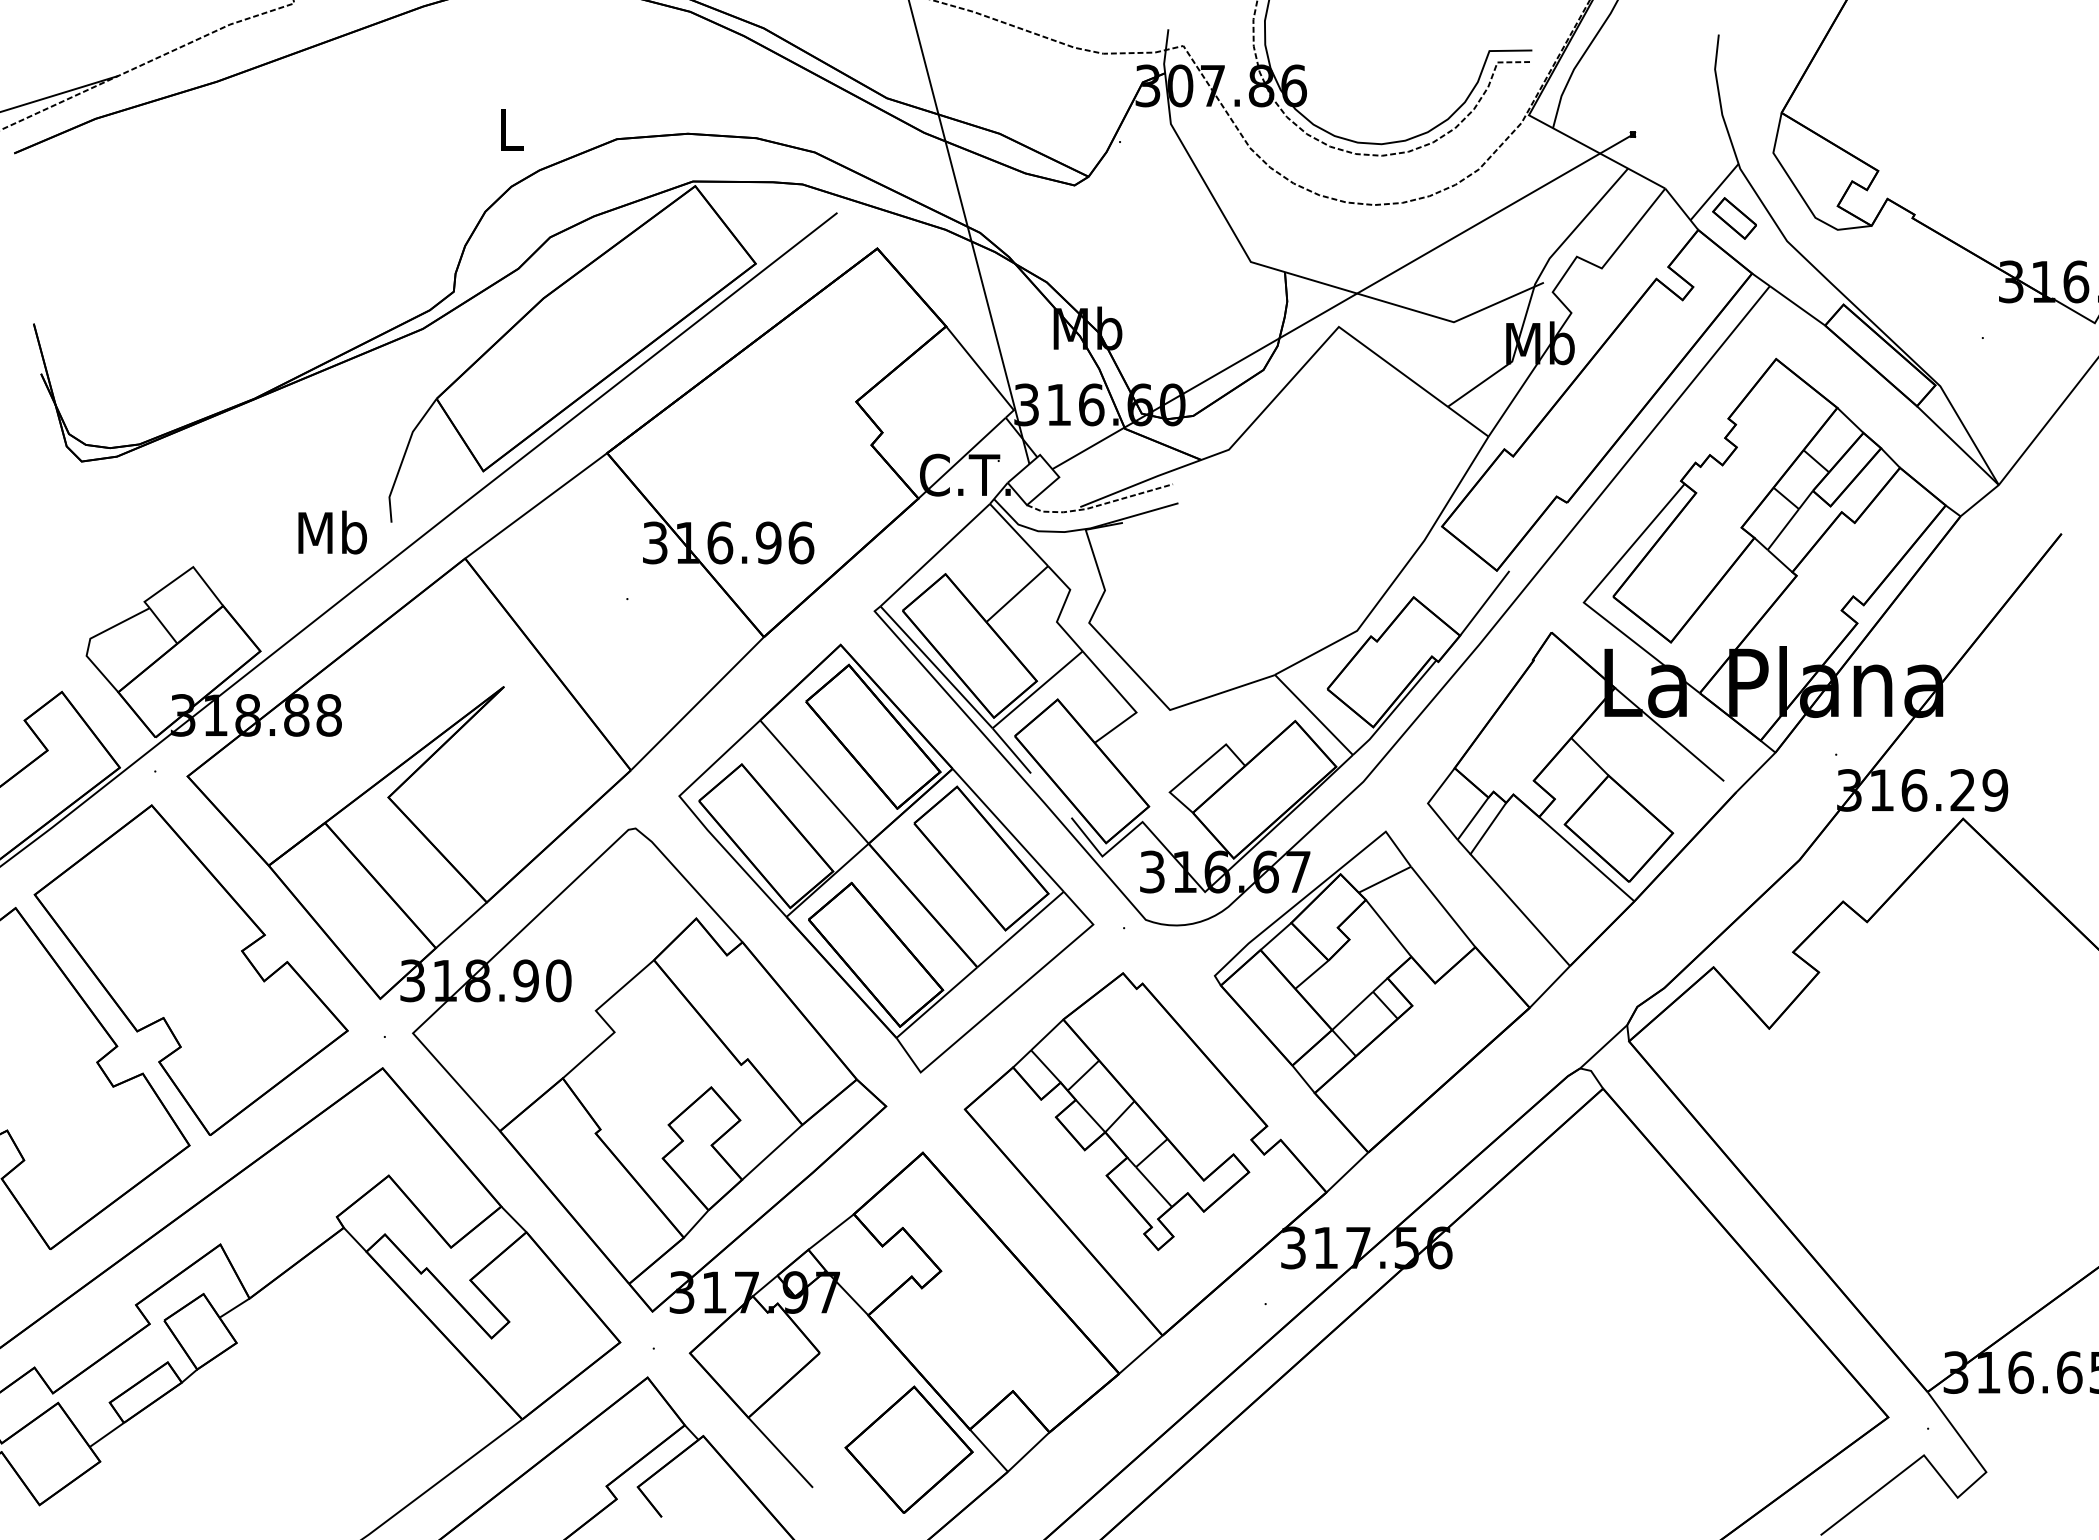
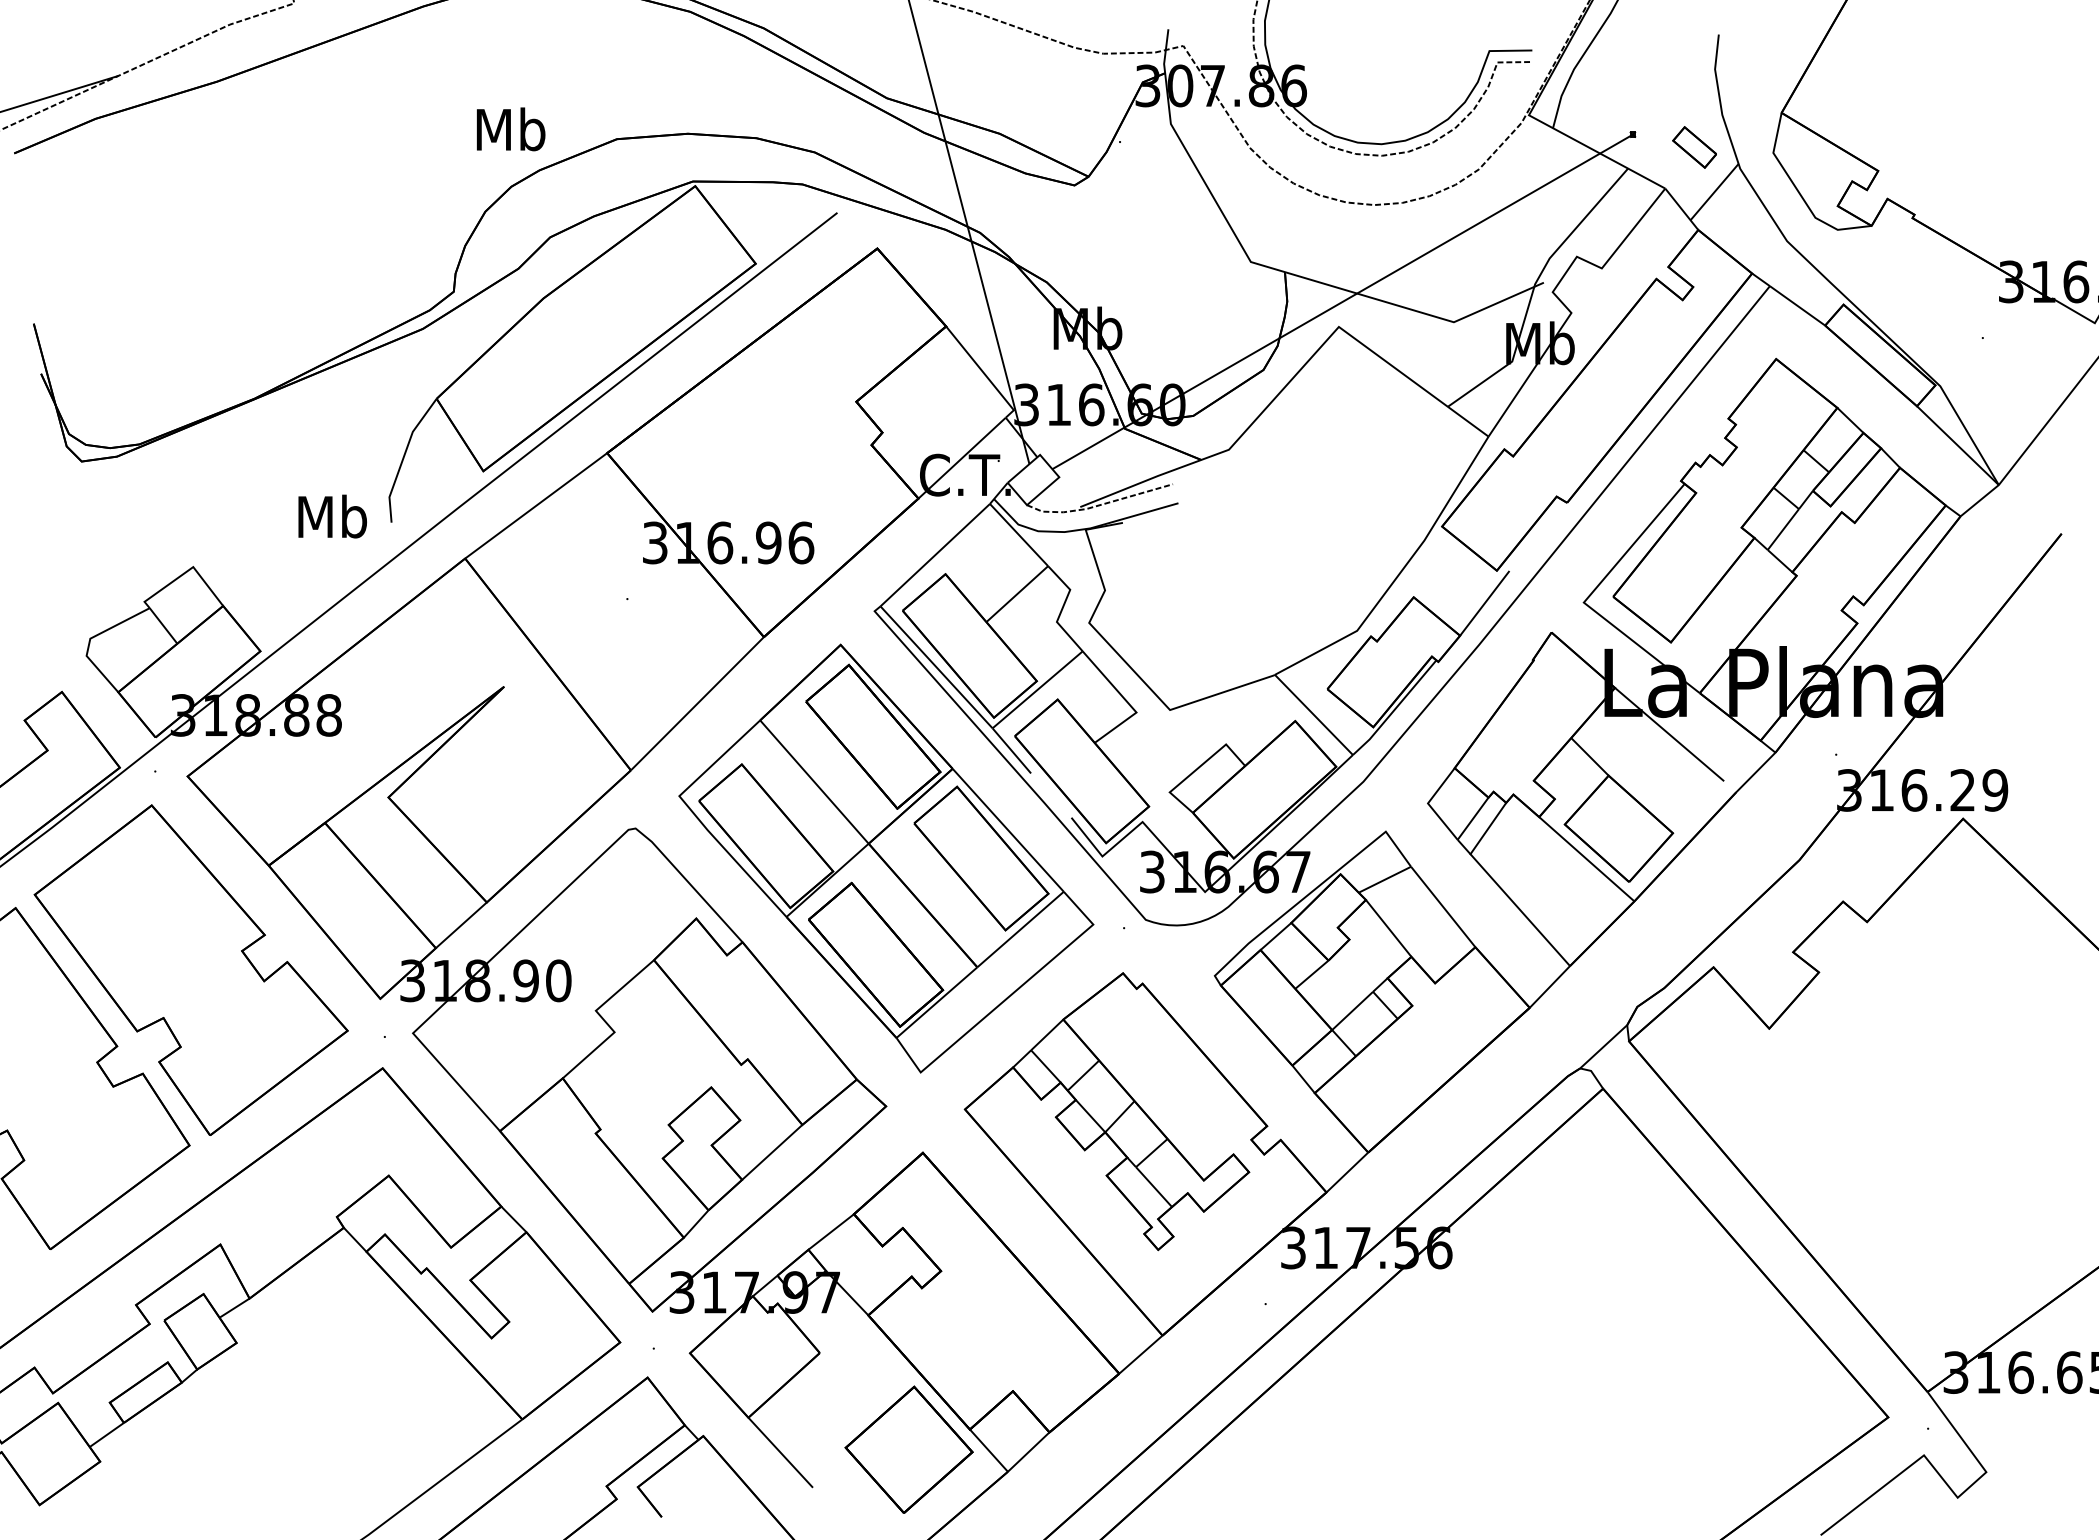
text: L -> Mb (510, 129)
part position: (1734, 218) -> (1694, 147) (1694, 147)
text position: (332, 532) -> (332, 516) (332, 516)
